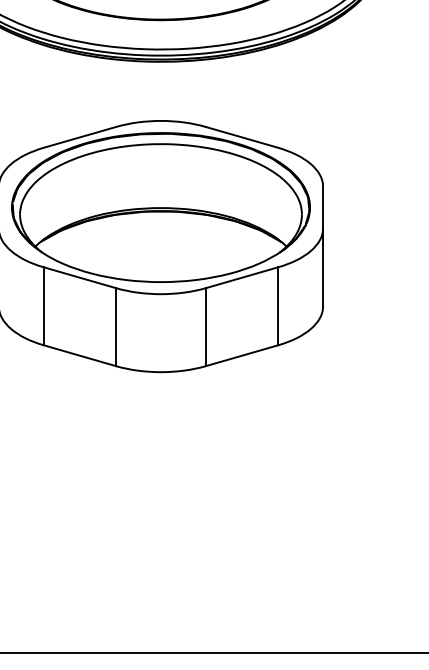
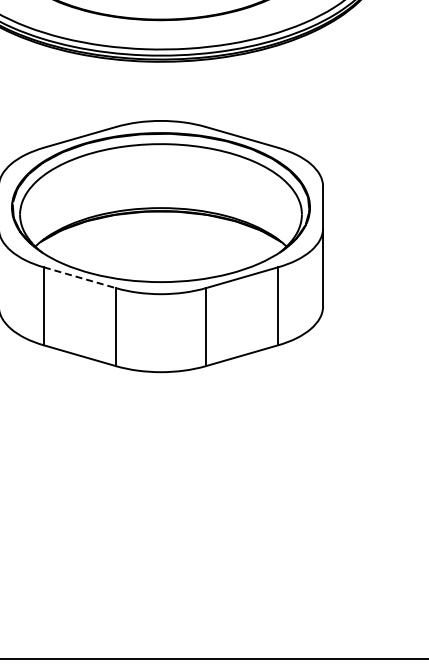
line: solid -> dashed (80, 277)
line position: (213, 652) -> (213, 658) (213, 658)
